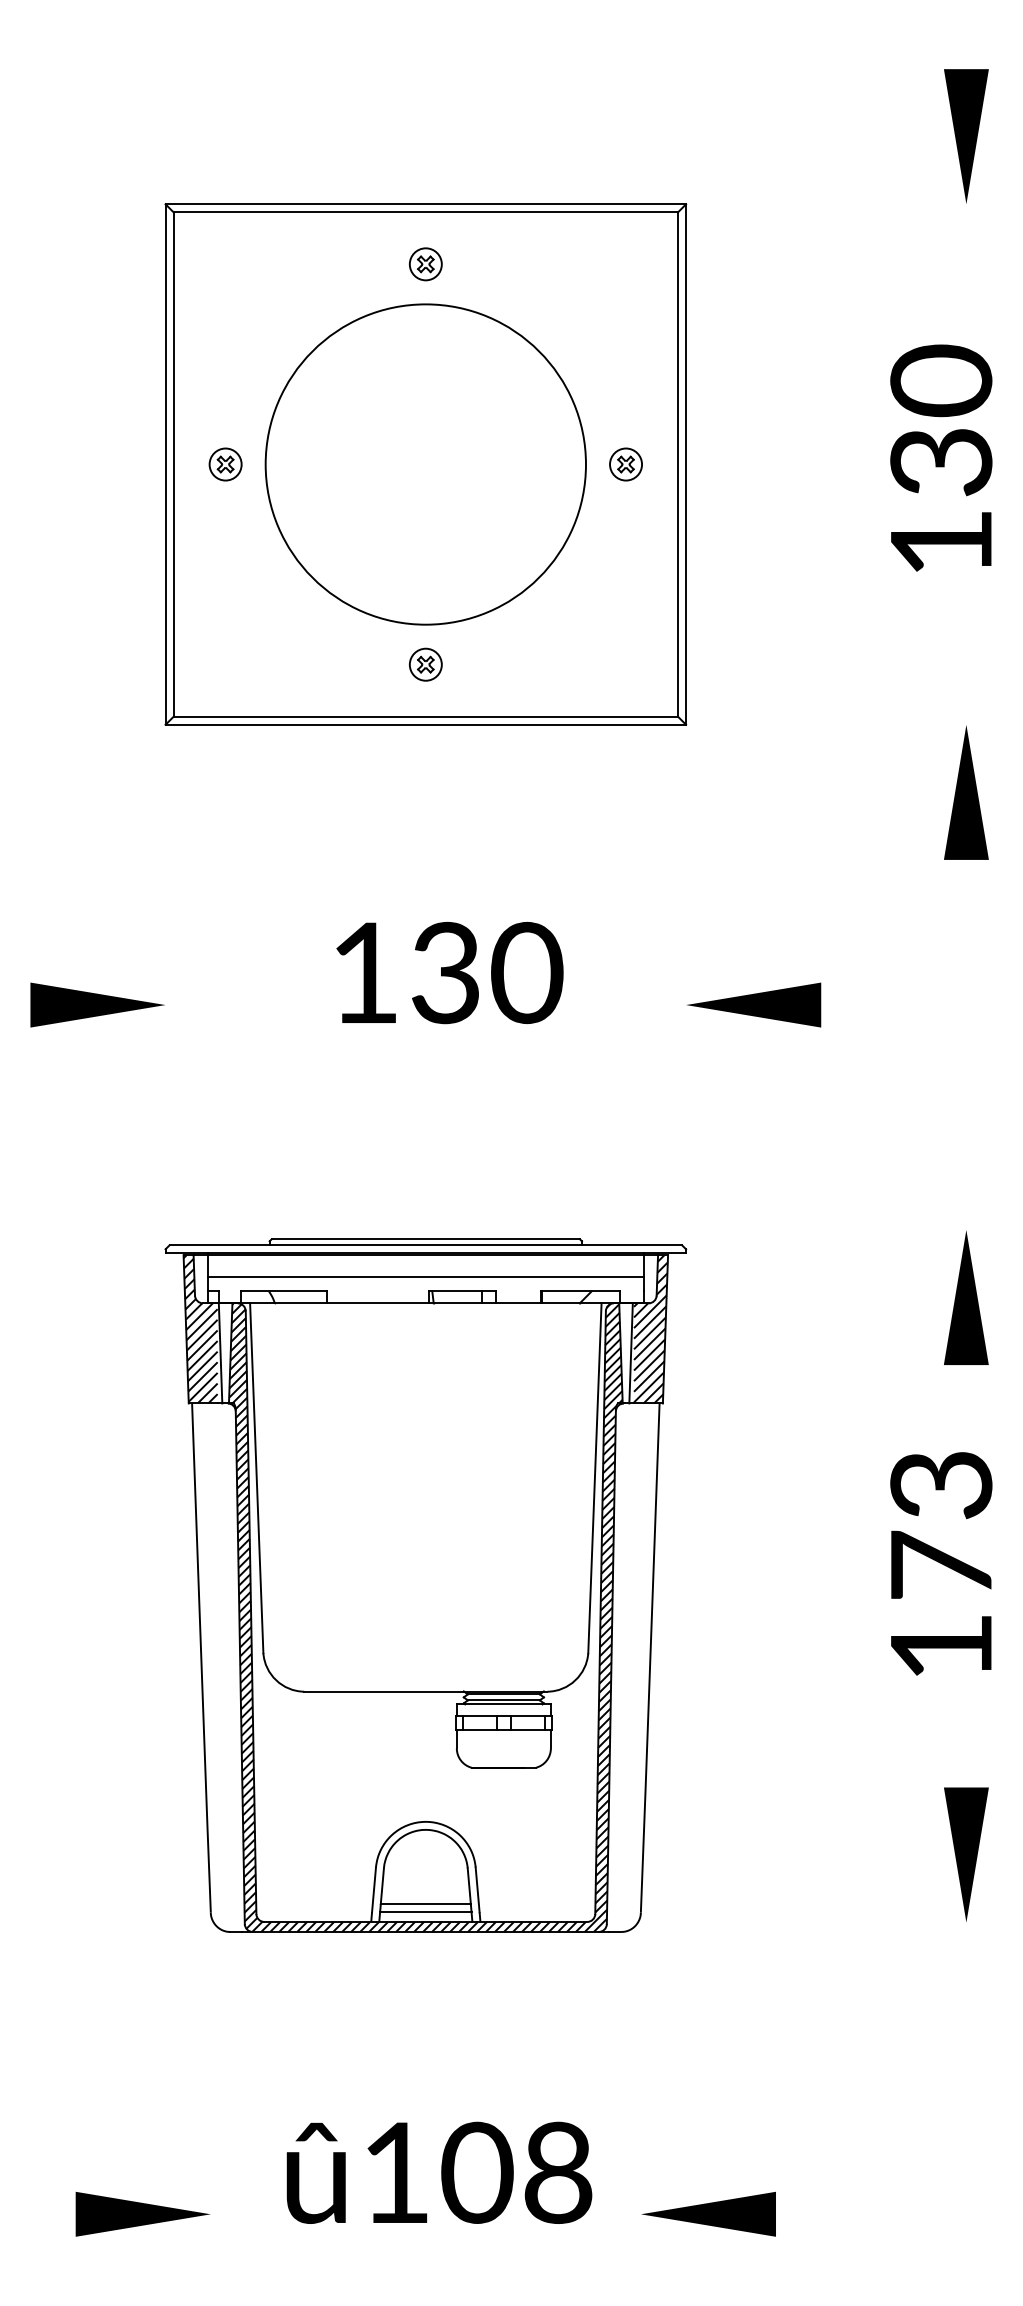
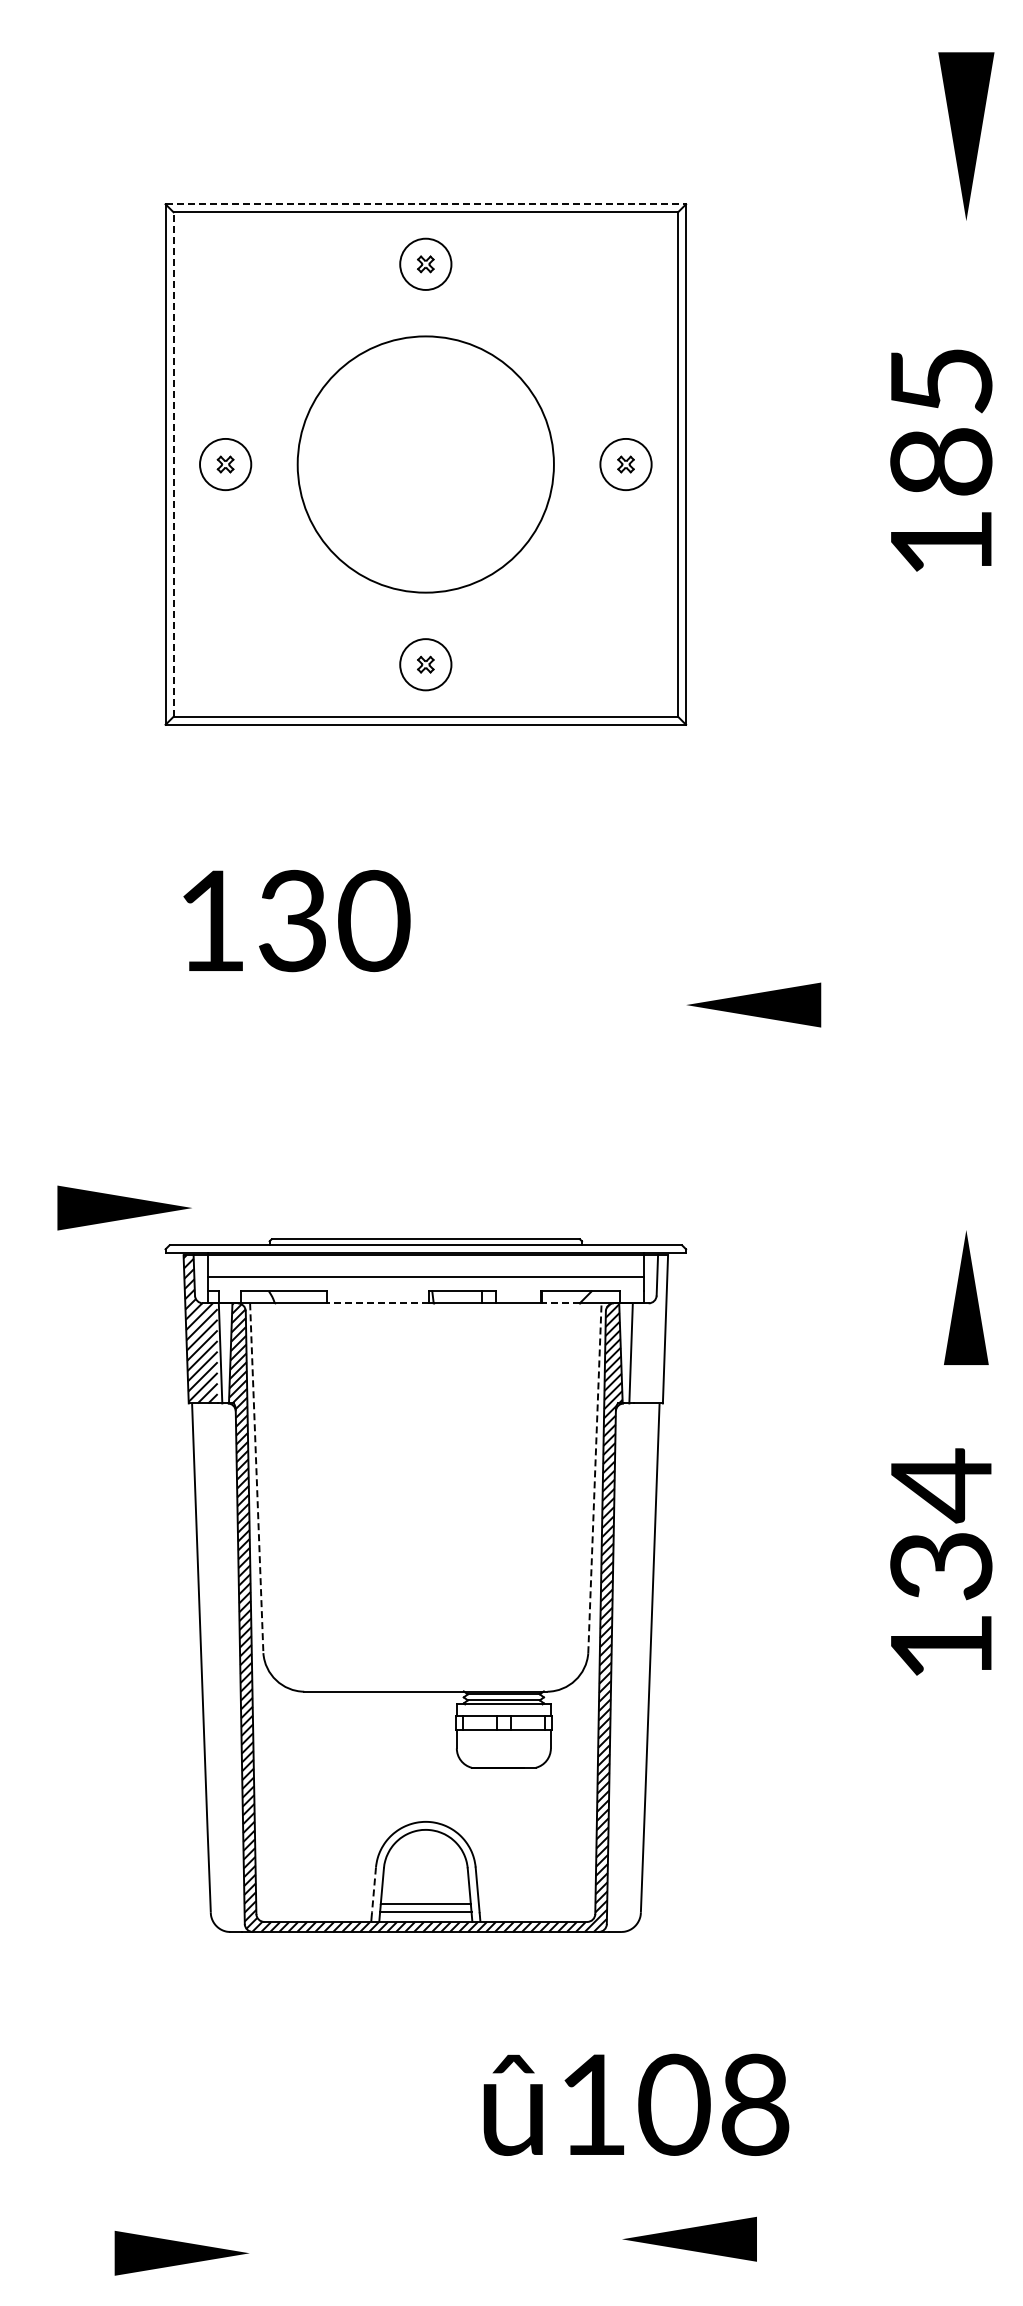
part size: 45x135 px -> 57x169 px (966, 136)
line: solid -> dashed (426, 204)
circle diameter: 32 px -> 51 px (425, 263)
text: 130 -> 185 (941, 420)
line: solid -> dashed (173, 464)
circle diameter: 32 px -> 51 px (225, 464)
circle diameter: 320 px -> 256 px (425, 464)
circle diameter: 32 px -> 51 px (625, 464)
circle diameter: 32 px -> 51 px (425, 664)
part: present -> none (966, 792)
text position: (449, 972) -> (296, 920) (296, 920)
part position: (97, 1004) -> (124, 1207) (124, 1207)
line: solid -> dashed (377, 1303)
line: solid -> dashed (560, 1303)
hatch: present -> none (650, 1329)
line: solid -> dashed (594, 1477)
line: solid -> dashed (256, 1478)
text: 173 -> 134 (941, 1524)
part: present -> none (966, 1854)
line: solid -> dashed (373, 1890)
text position: (439, 2172) -> (636, 2104) (636, 2104)
part position: (708, 2213) -> (689, 2238) (689, 2238)
part position: (142, 2214) -> (181, 2253) (181, 2253)
